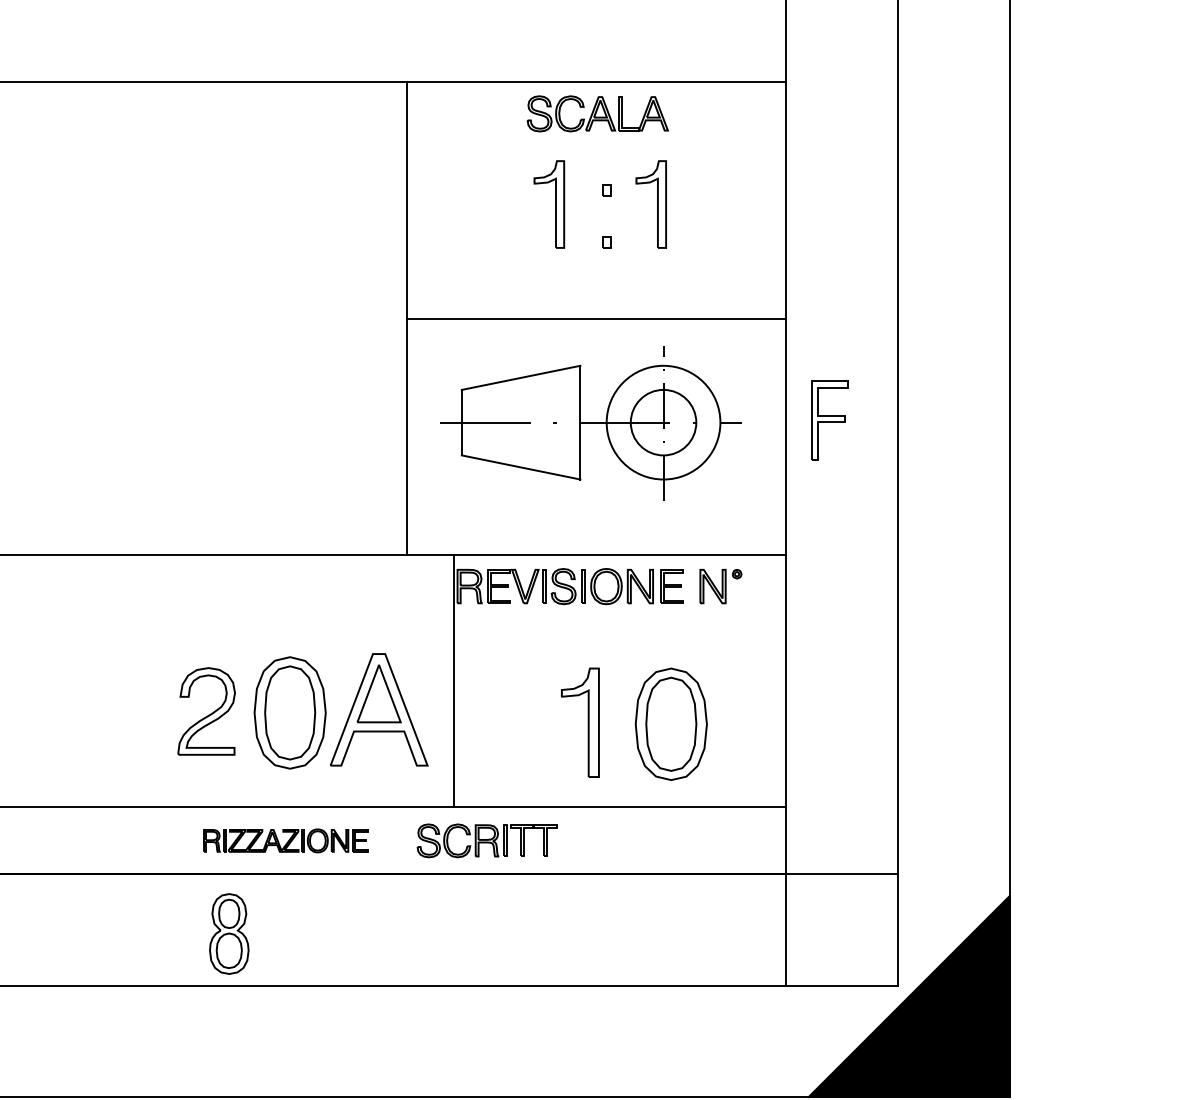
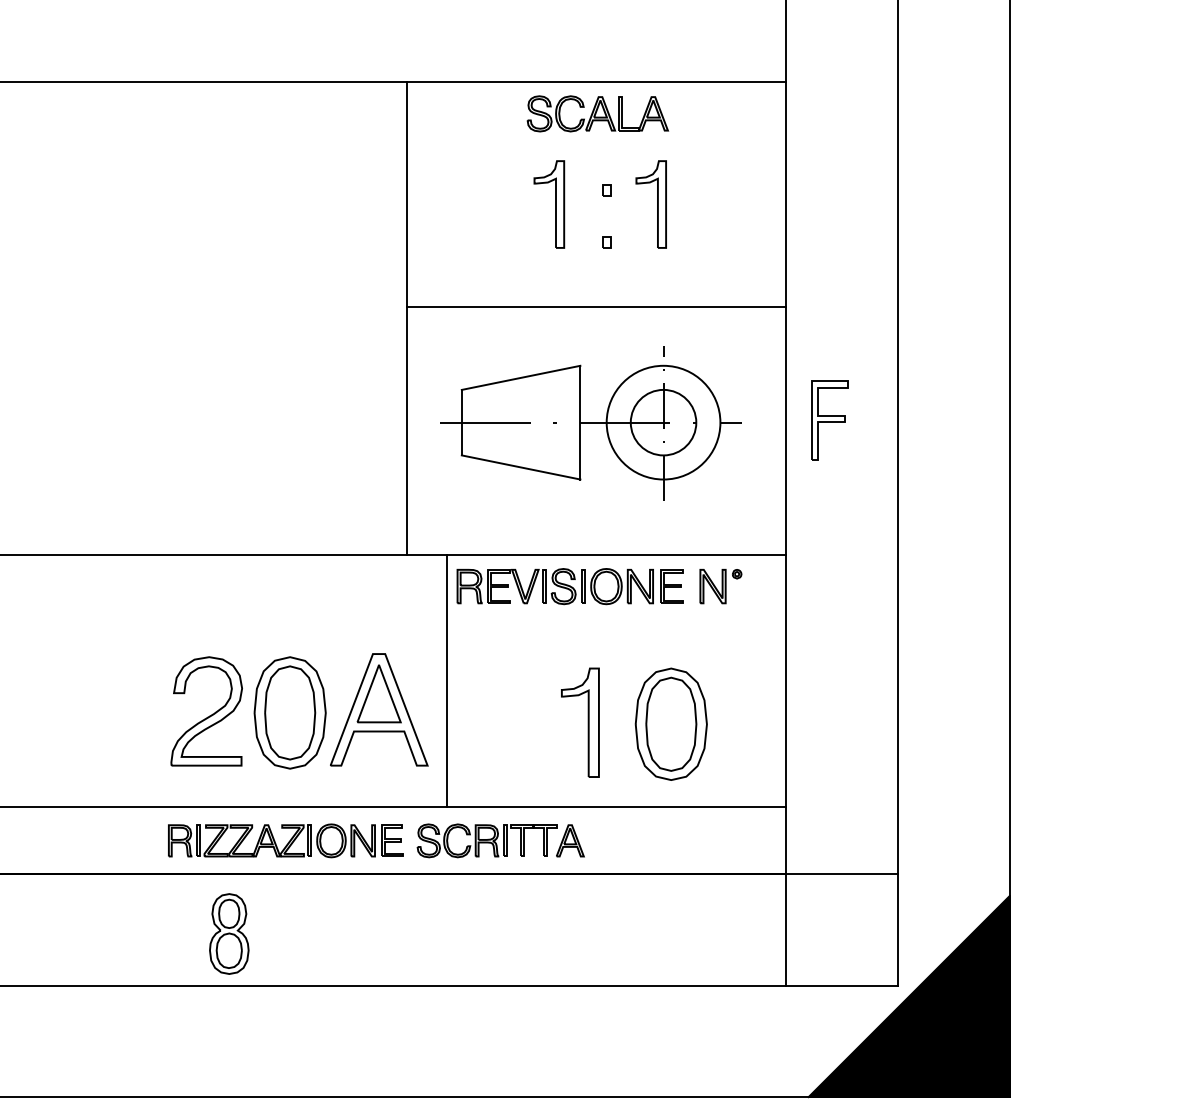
line position: (596, 319) -> (596, 307) (596, 307)
line position: (454, 680) -> (447, 680) (447, 680)
part size: 59x89 px -> 73x111 px (206, 711)
part size: 166x26 px -> 236x36 px (285, 840)
part: none -> present (570, 840)
